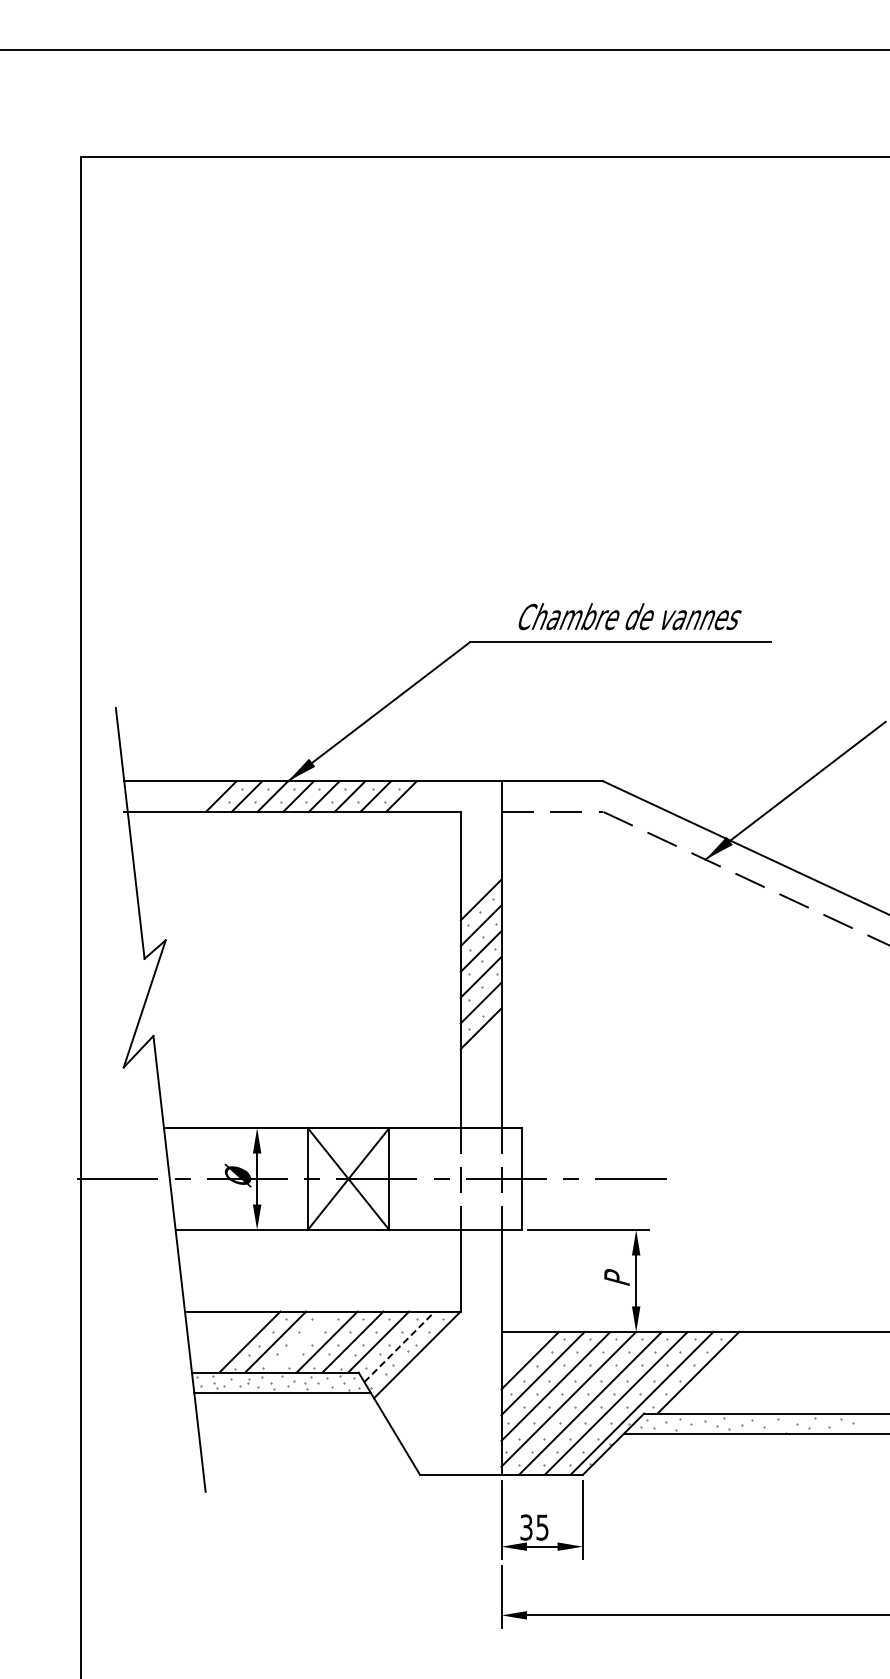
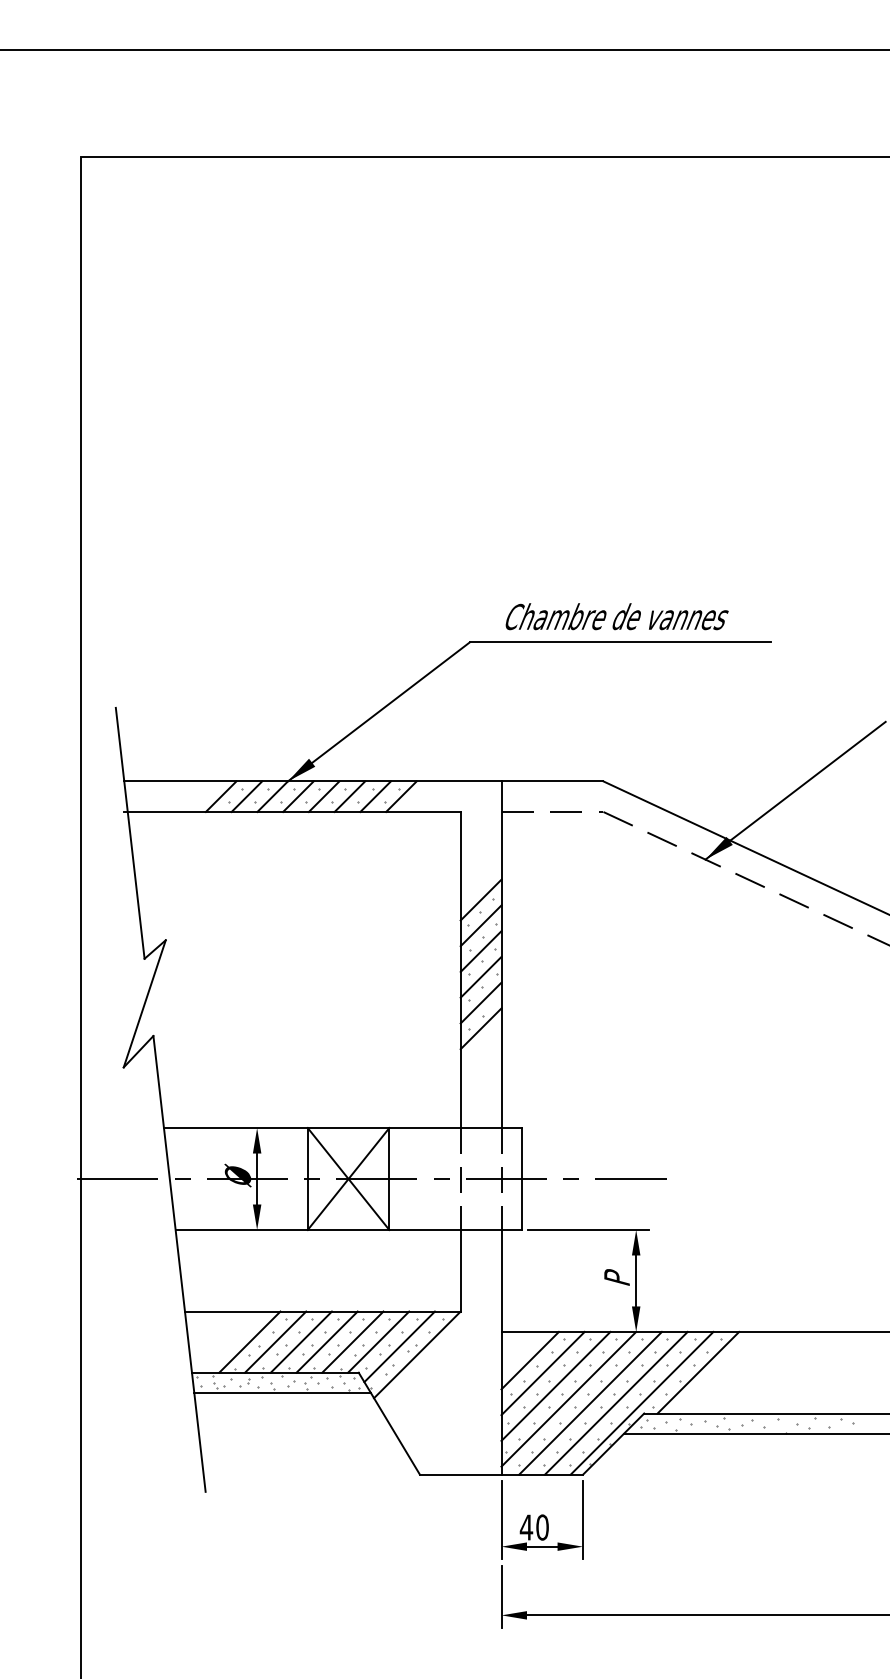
text position: (629, 616) -> (616, 616) (616, 616)
line: none -> present (300, 1341)
line: dashed -> solid (399, 1346)
text: 35 -> 40 (533, 1527)
